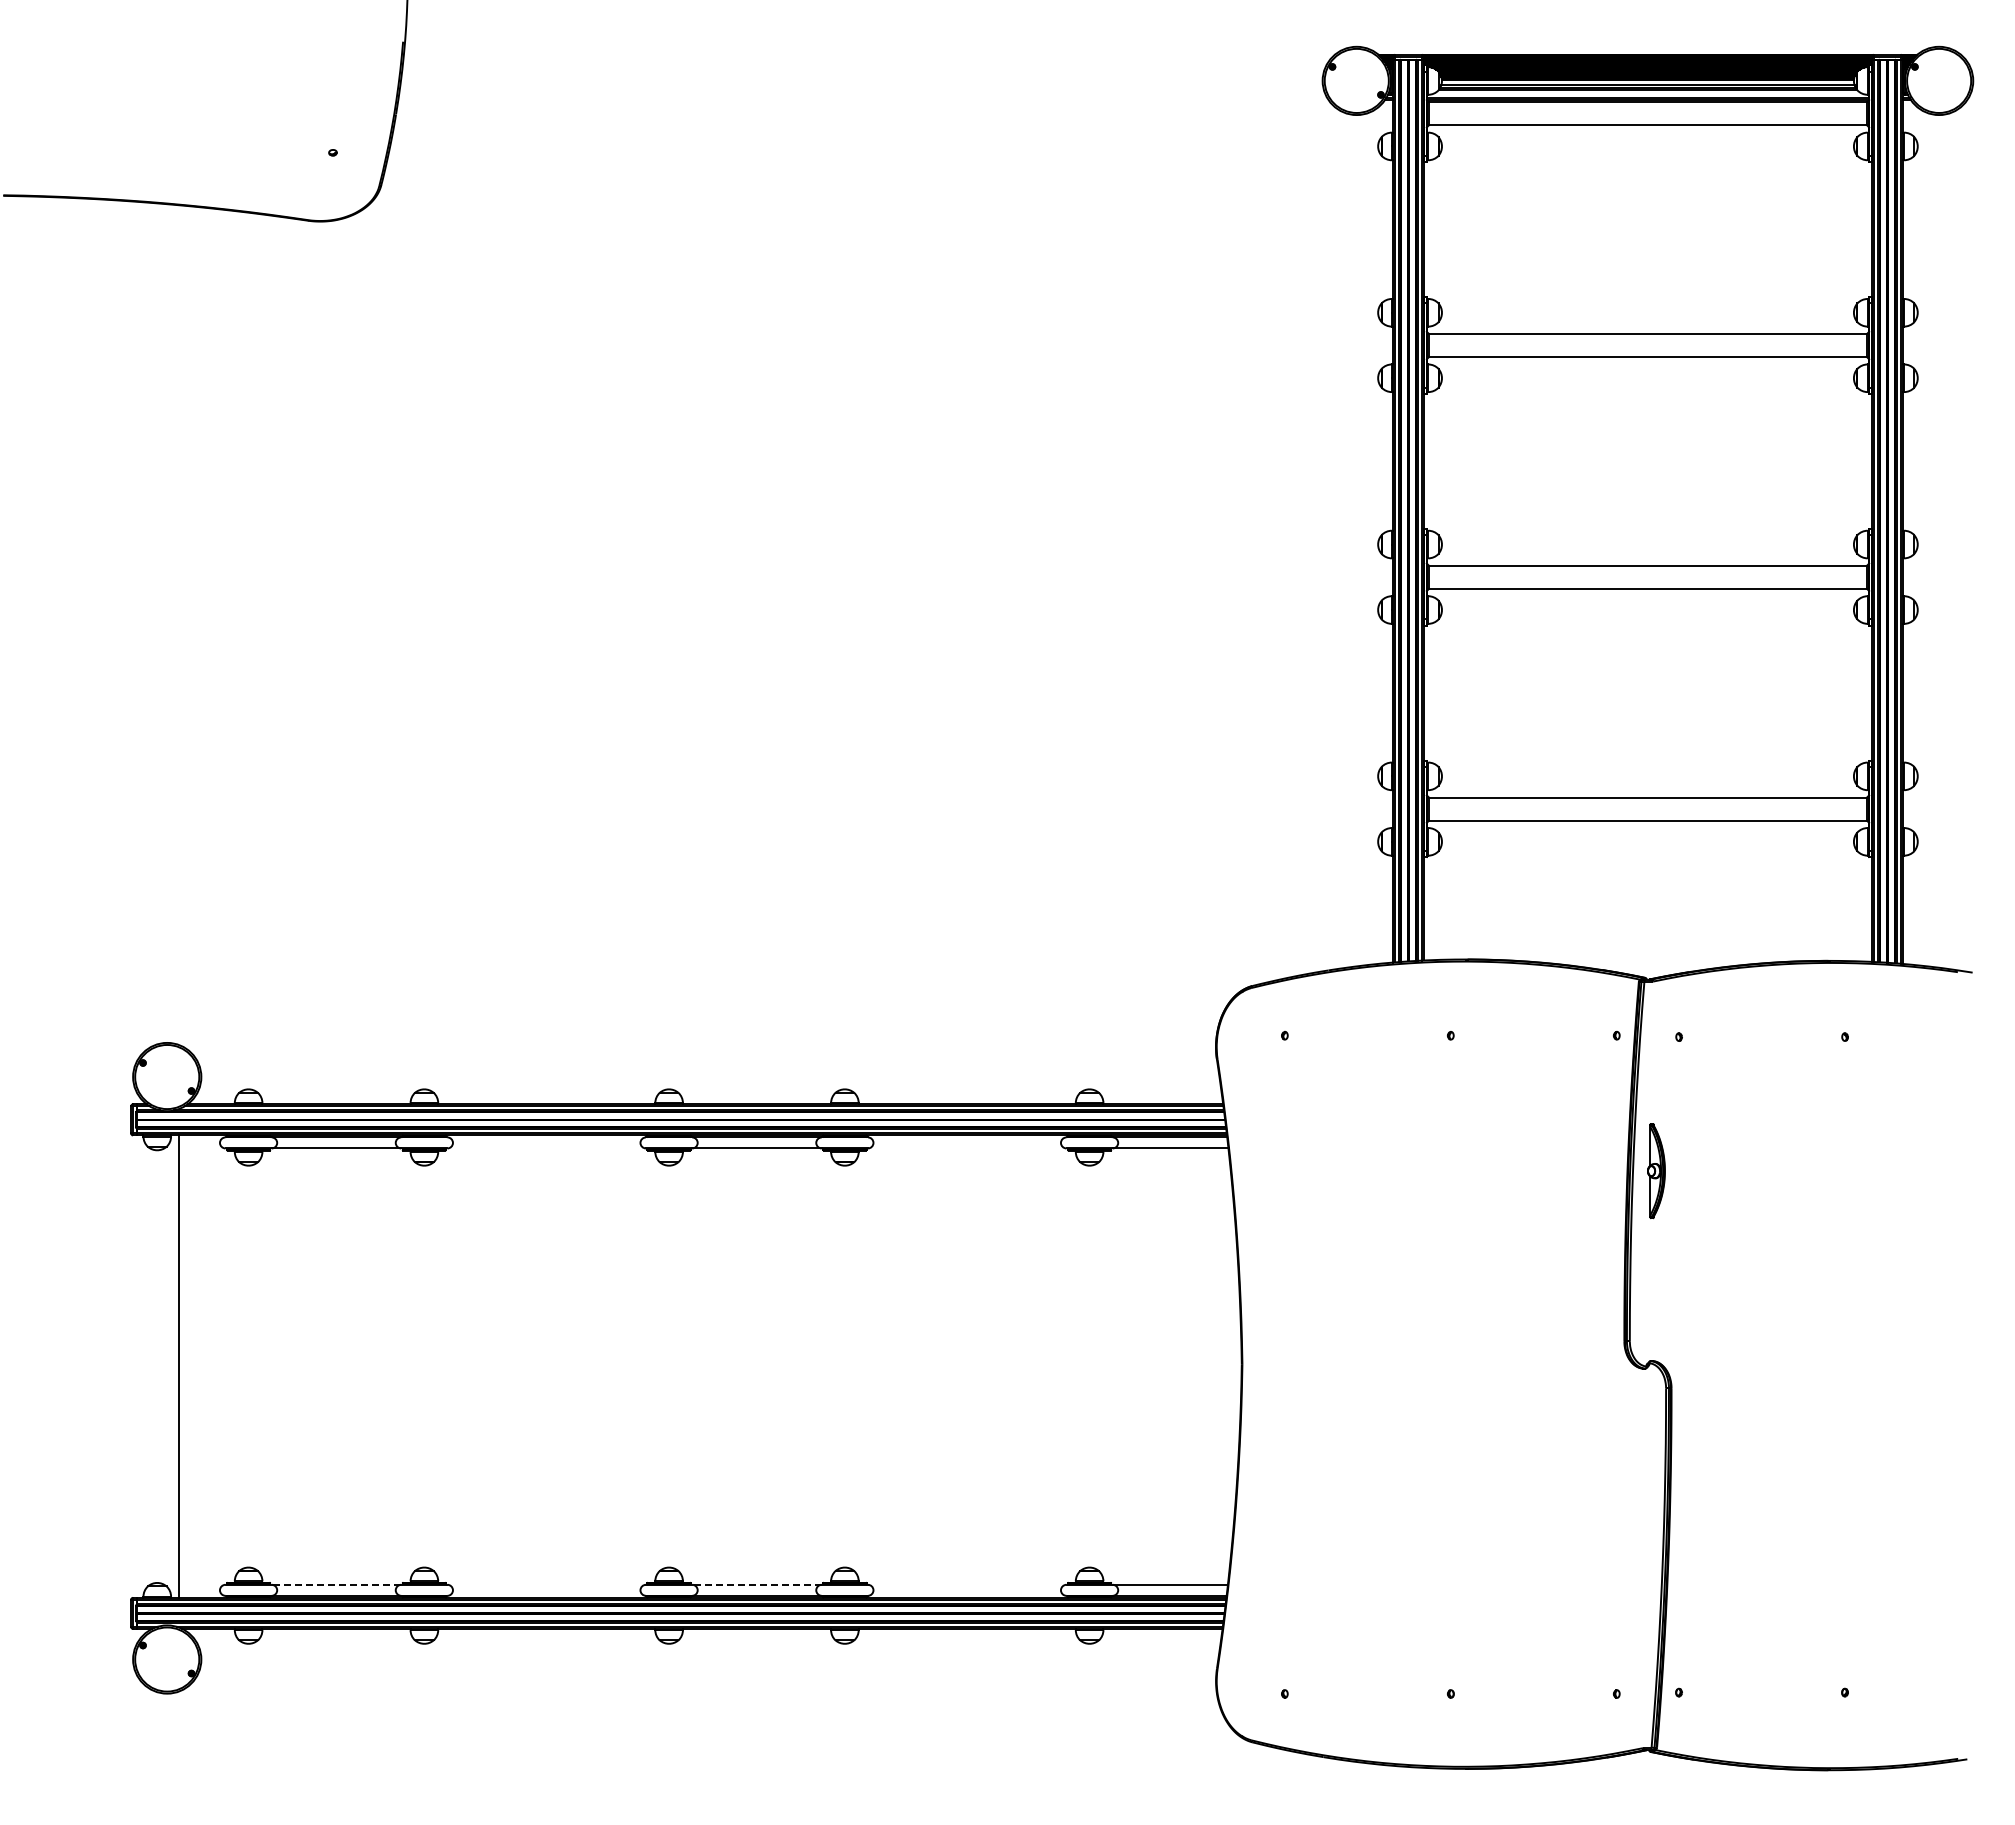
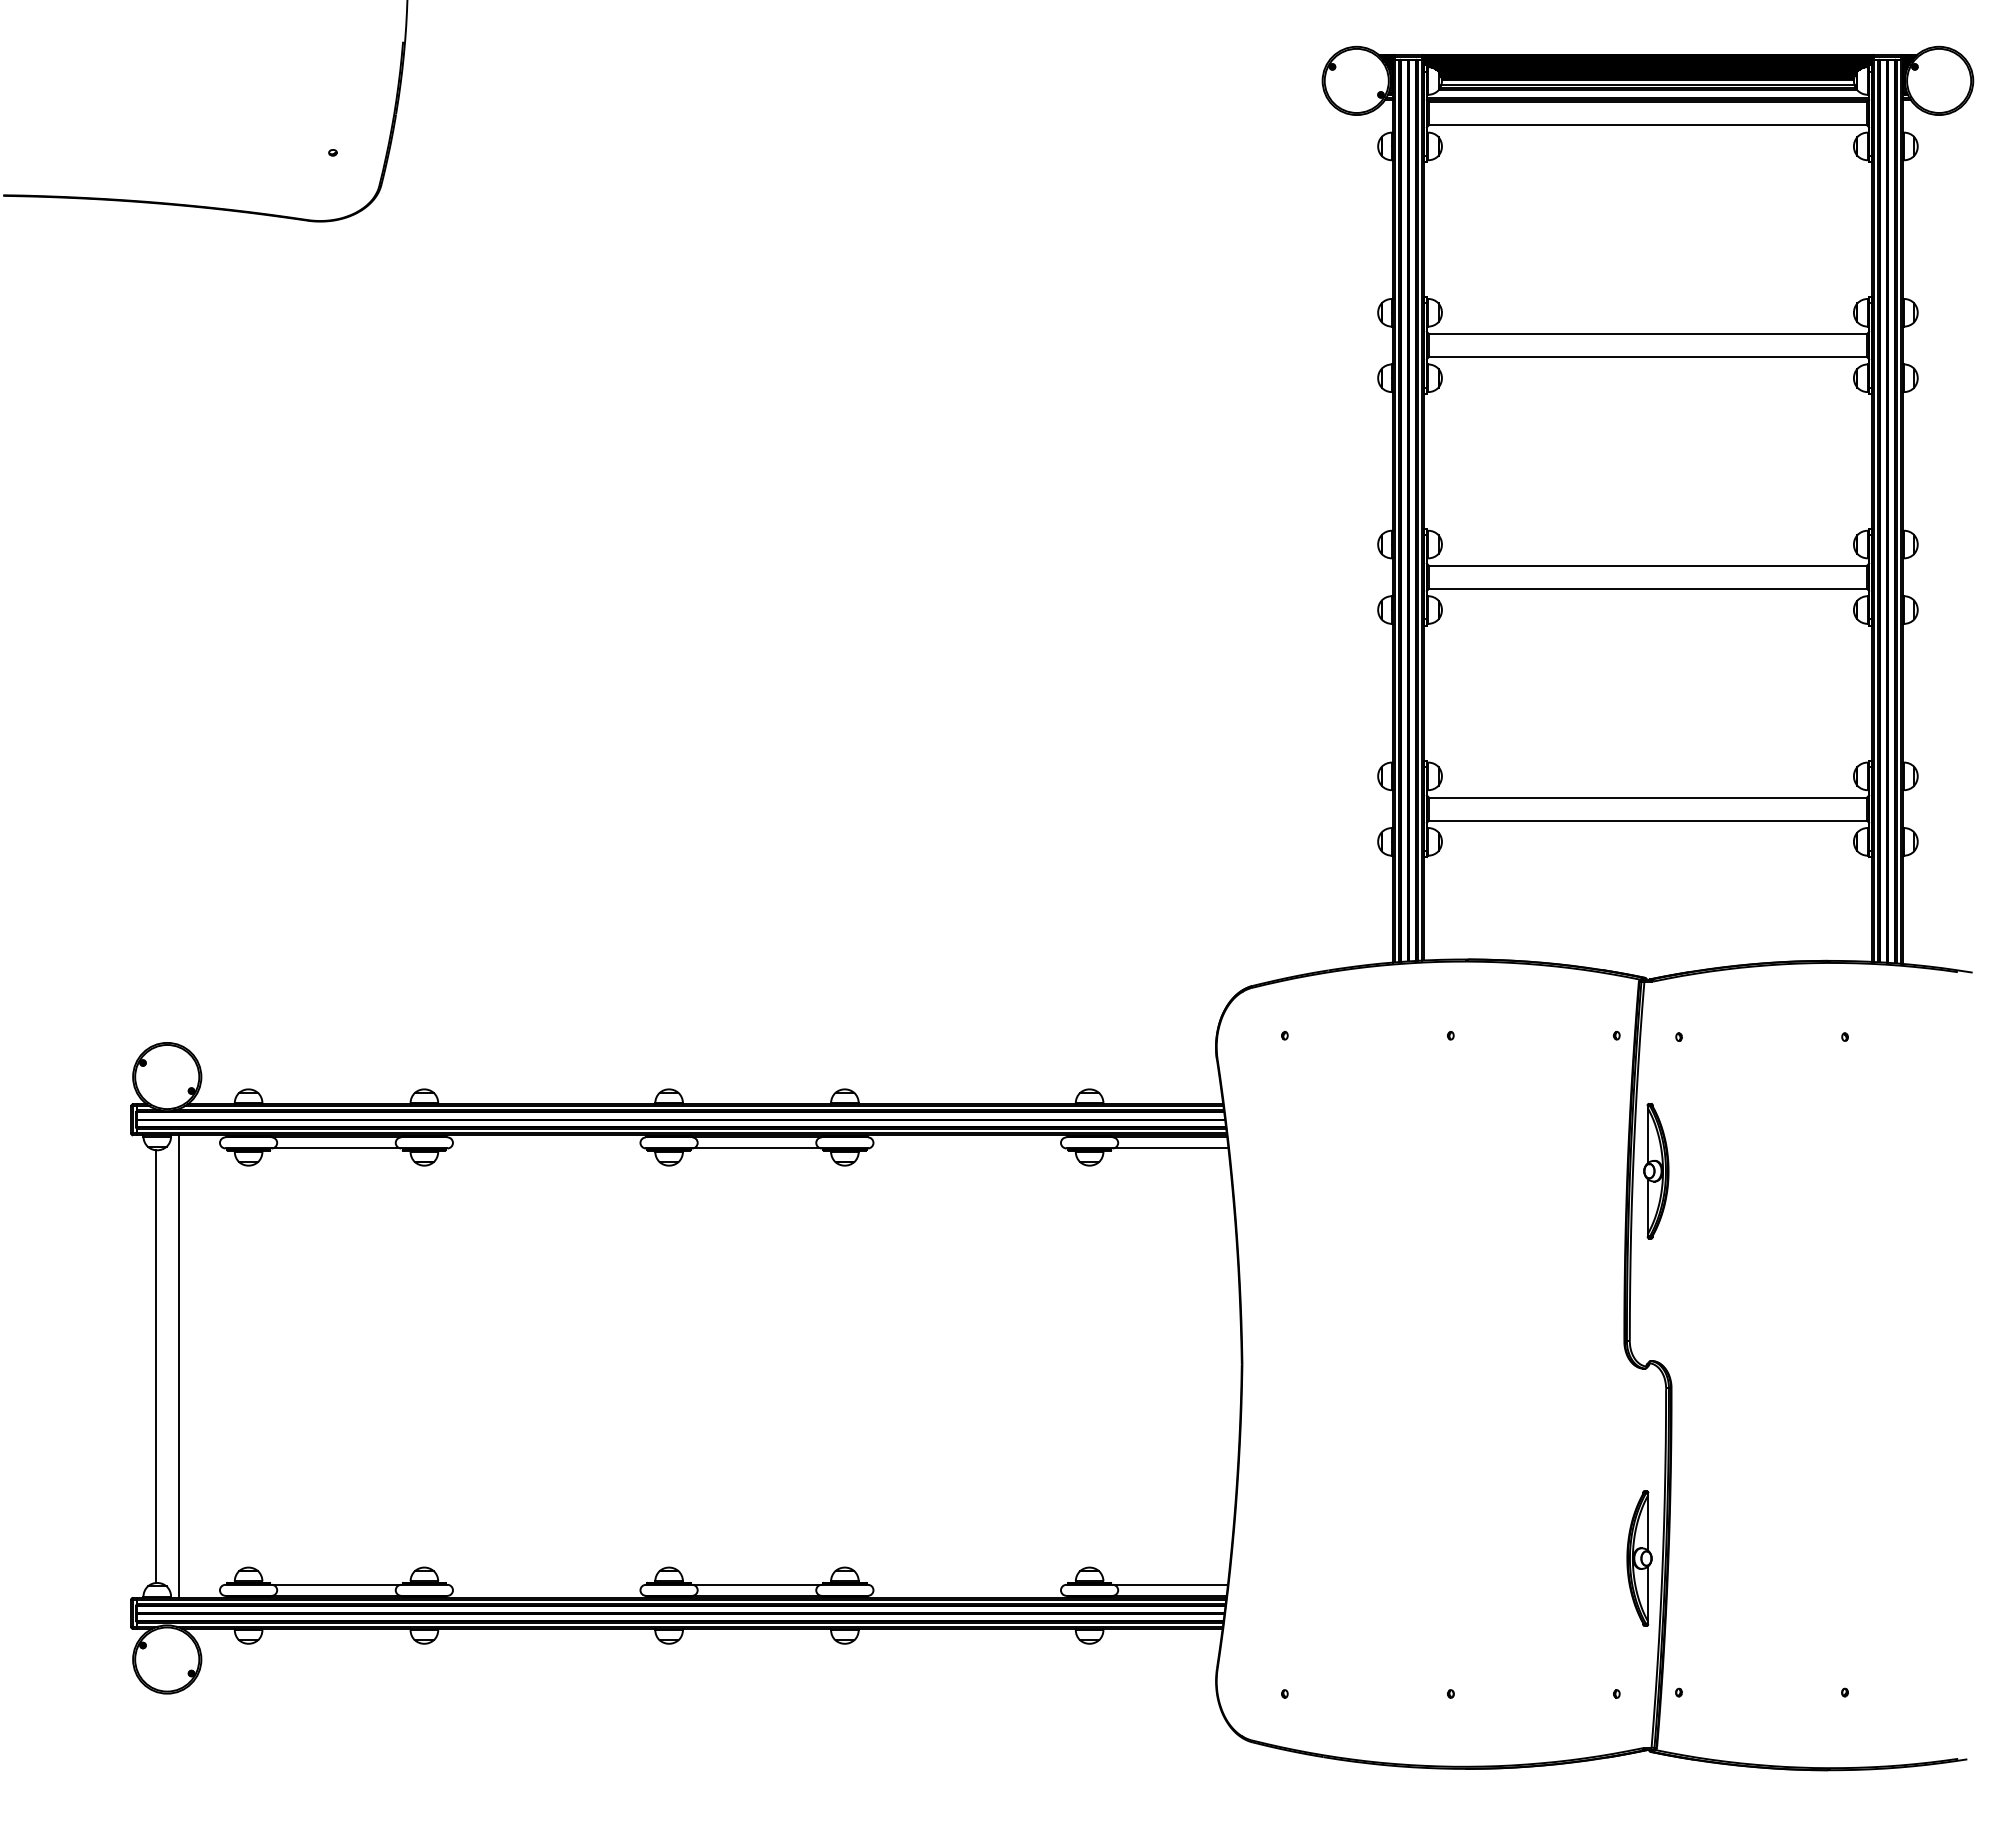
part size: 19x97 px -> 27x138 px (1656, 1170)
line: none -> present (155, 1366)
part: none -> present (1639, 1558)
line: dashed -> solid (336, 1584)
line: dashed -> solid (756, 1584)
